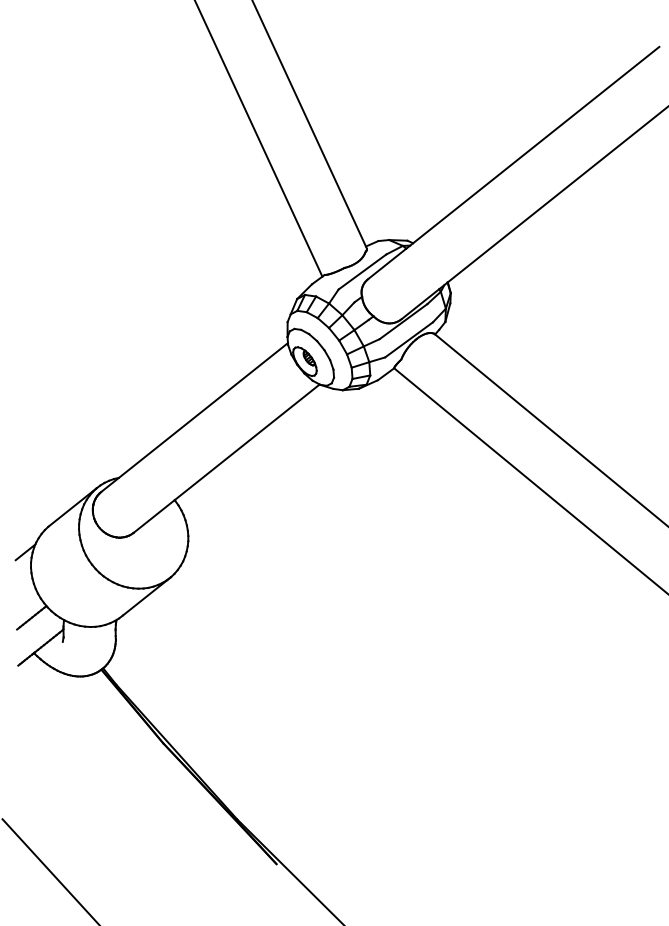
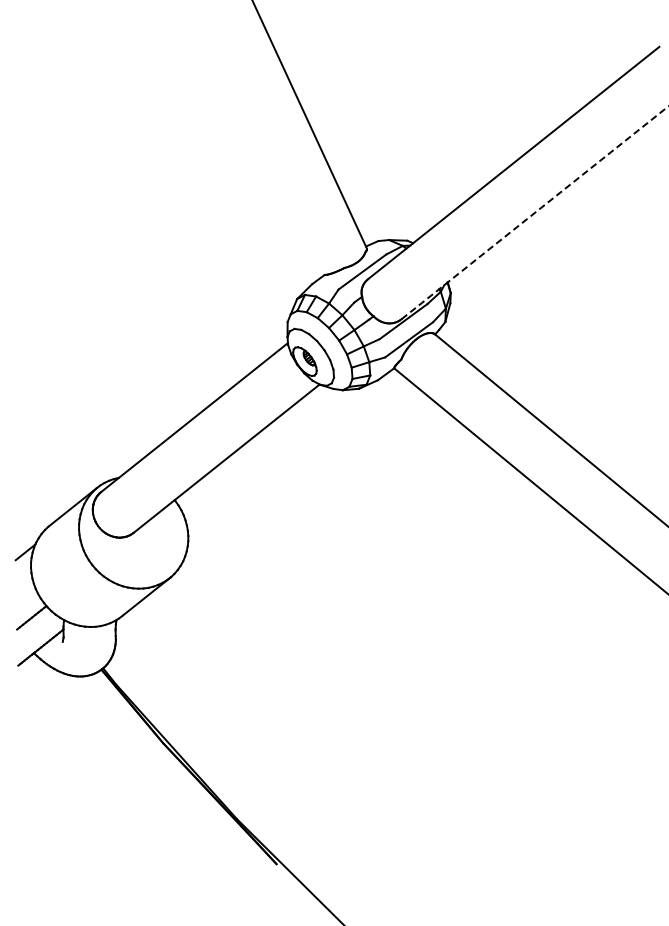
line: present -> none (258, 139)
line: solid -> dashed (535, 212)
line: present -> none (49, 870)
